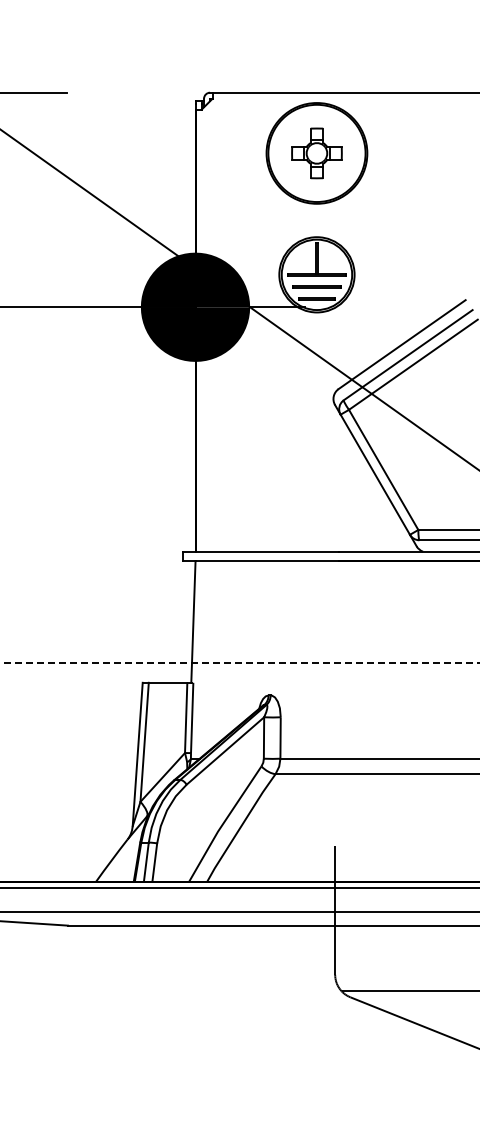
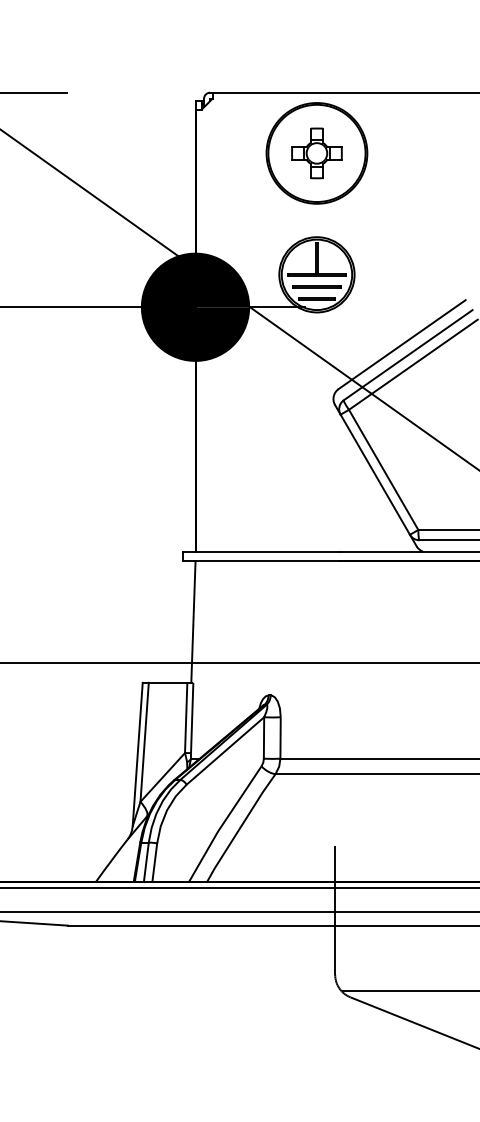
line: dashed -> solid (240, 663)
